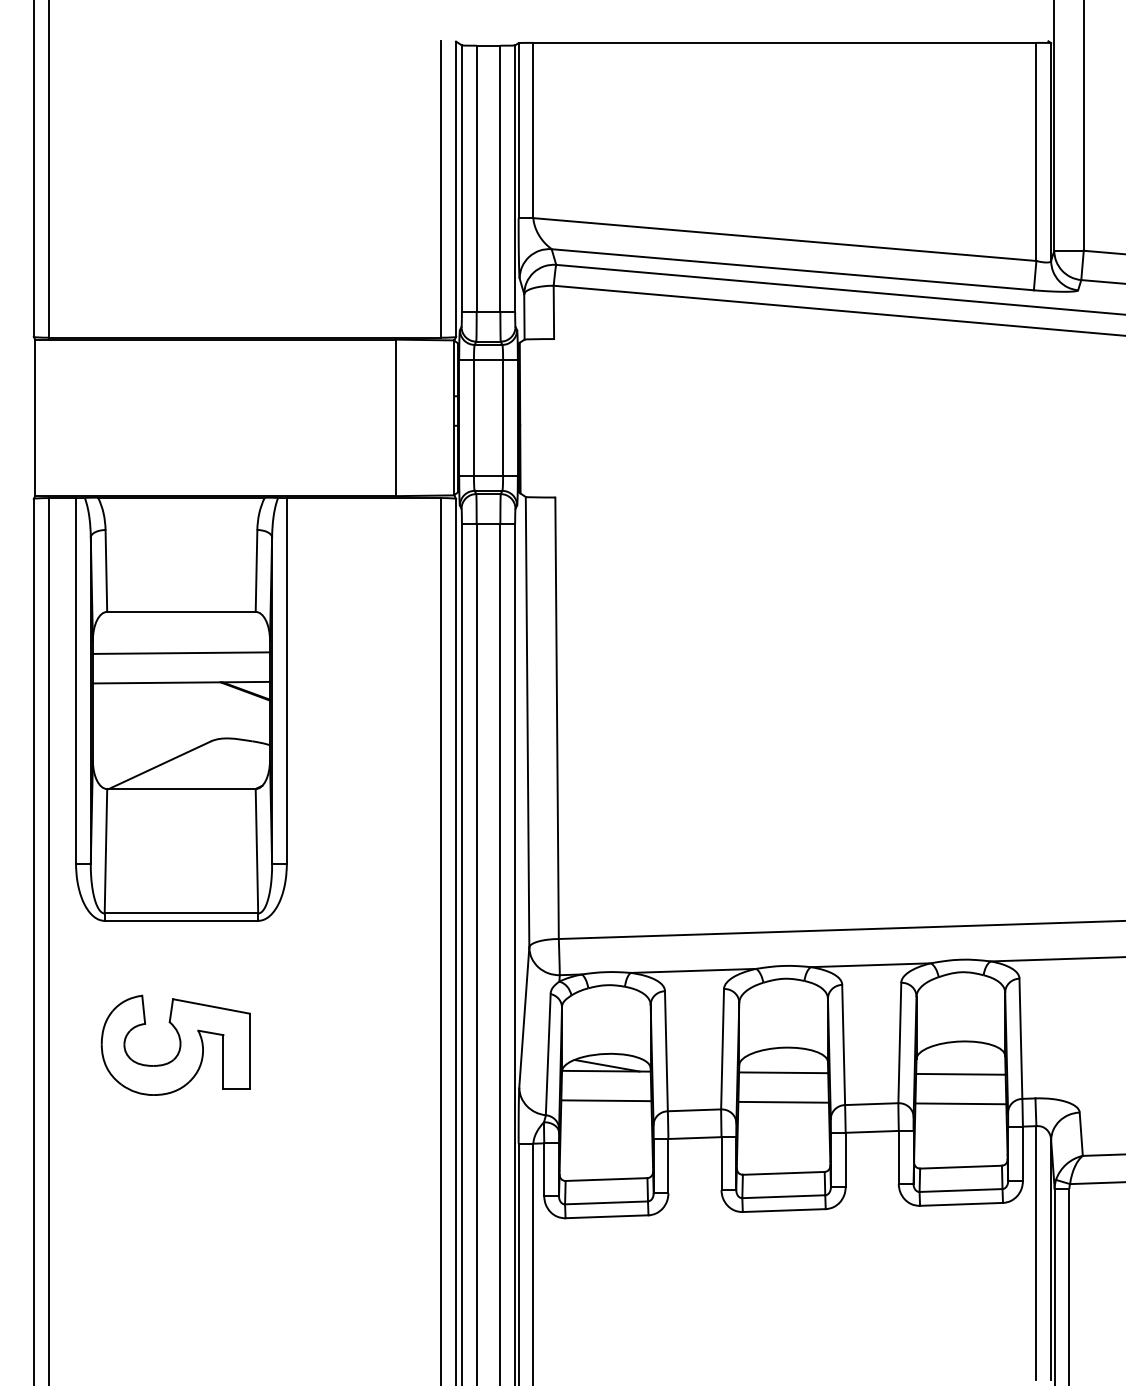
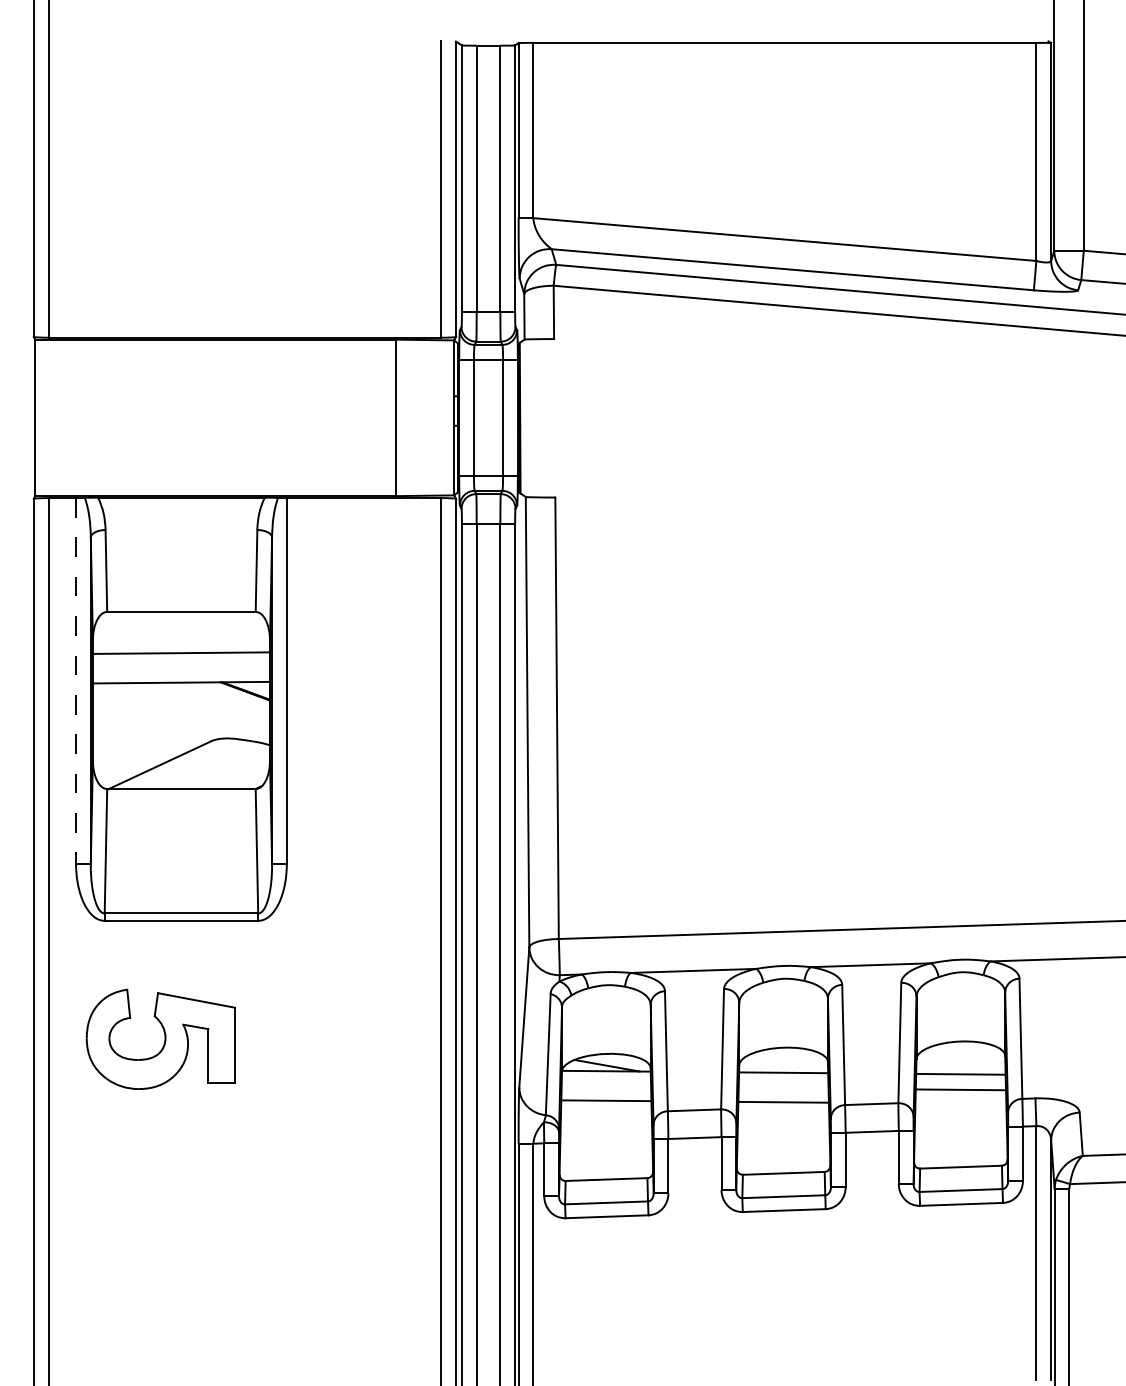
line: solid -> dashed (76, 680)
part position: (175, 1044) -> (160, 1038) (160, 1038)
line position: (960, 1103) -> (960, 1089) (960, 1089)
